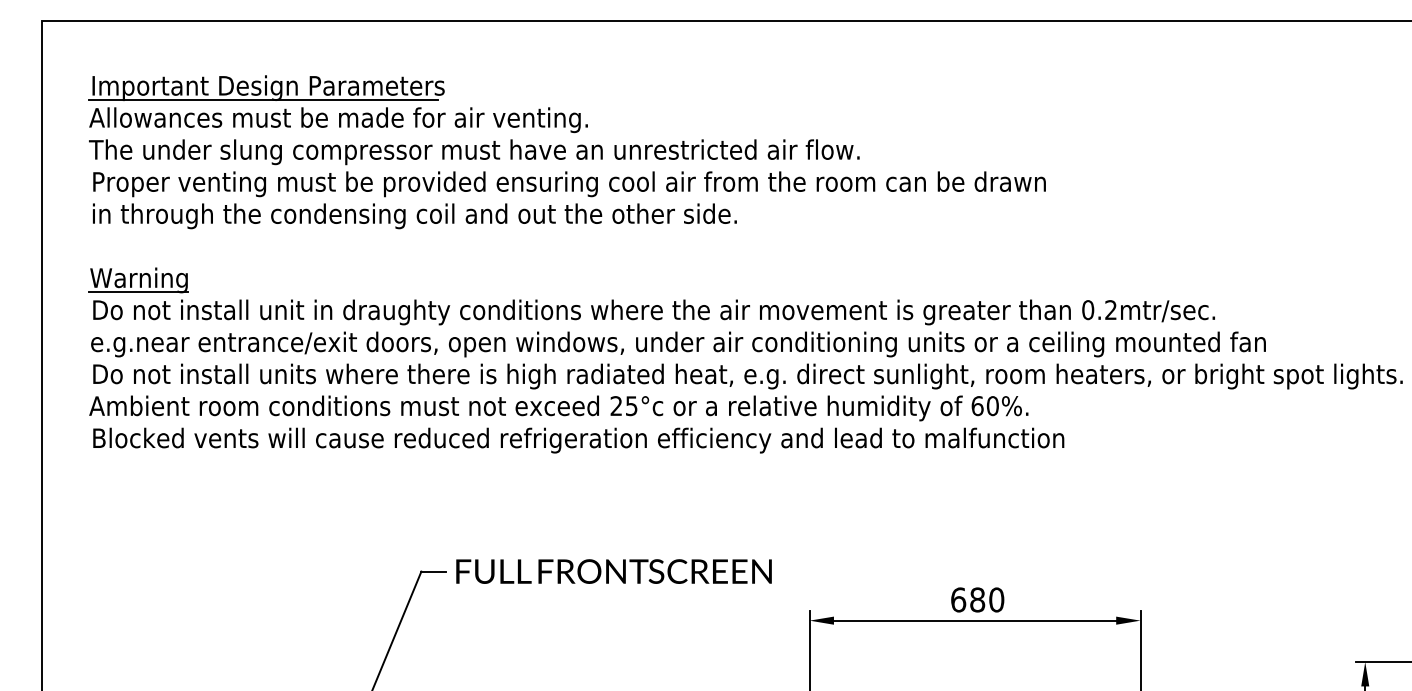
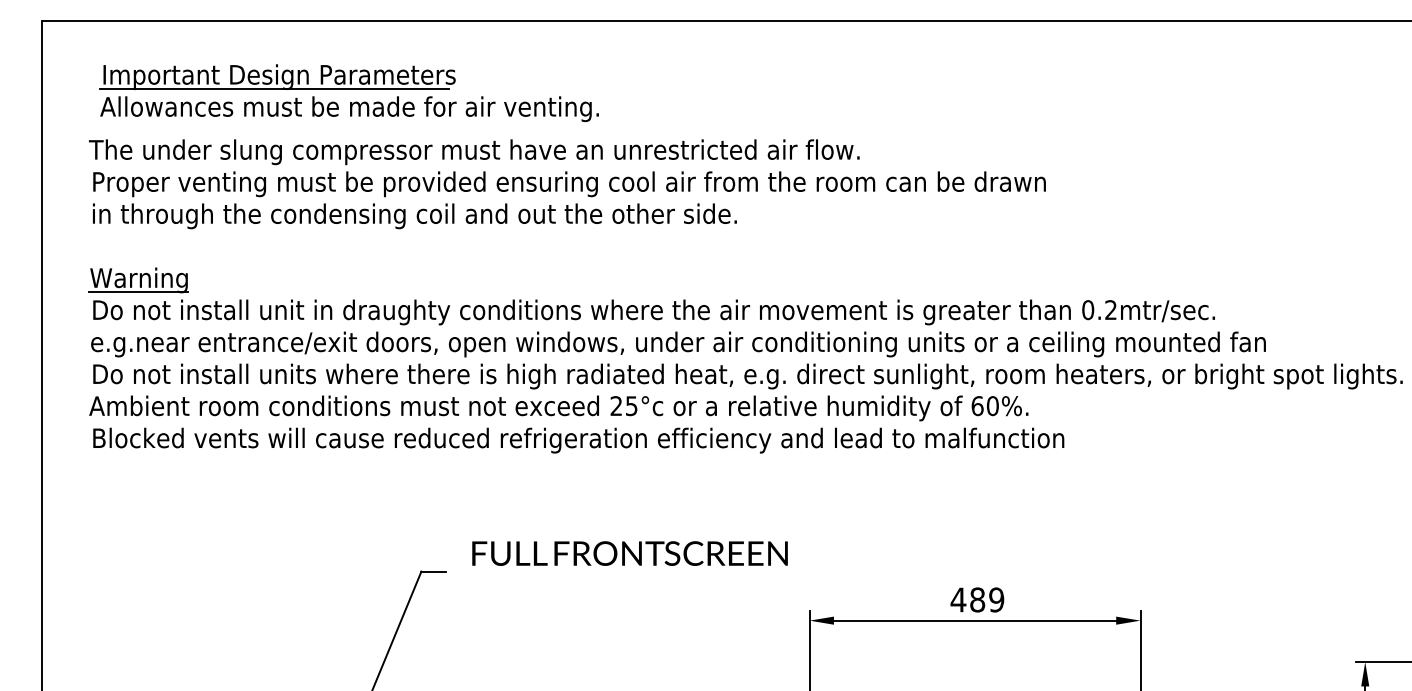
part position: (337, 104) -> (348, 93) (348, 93)
text position: (613, 571) -> (629, 553) (629, 553)
text: 680 -> 489 (977, 599)
